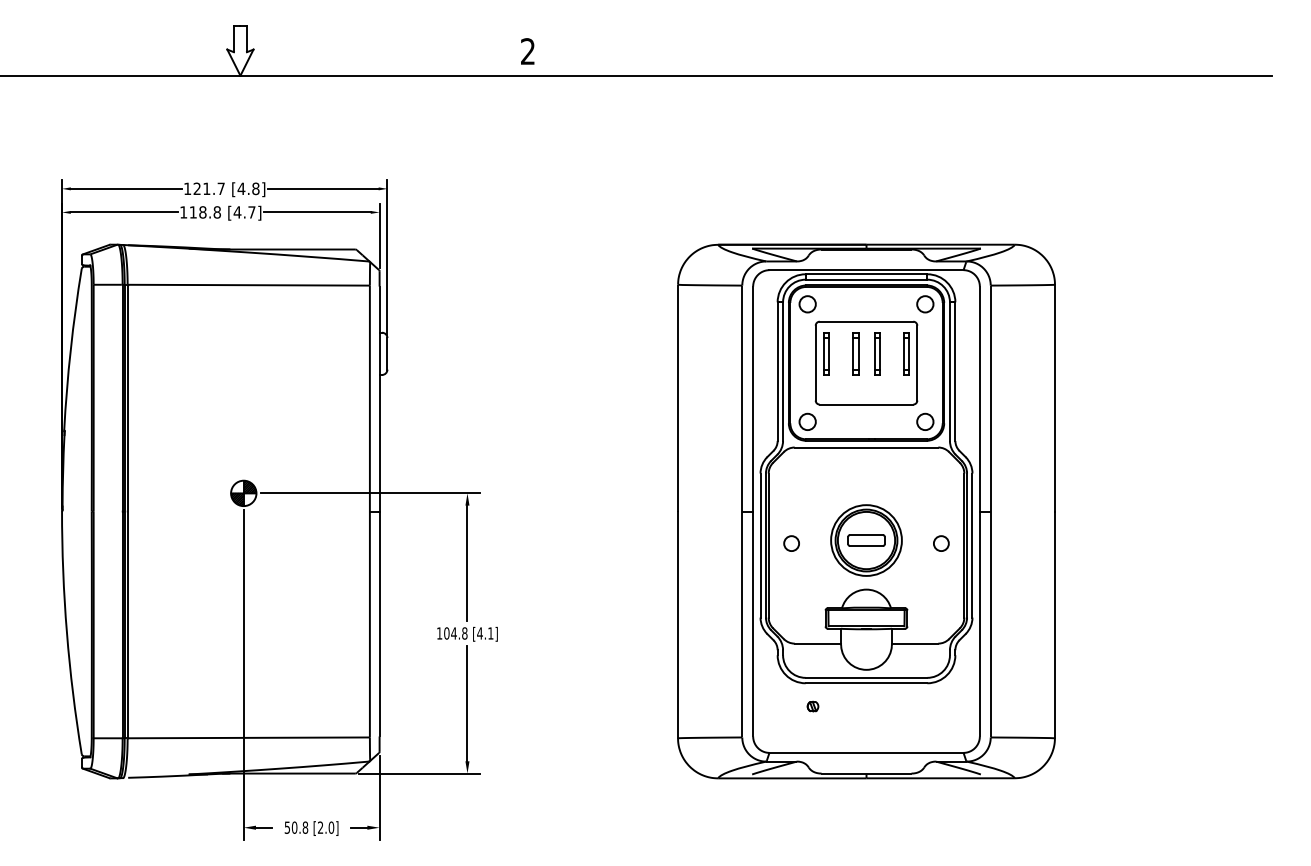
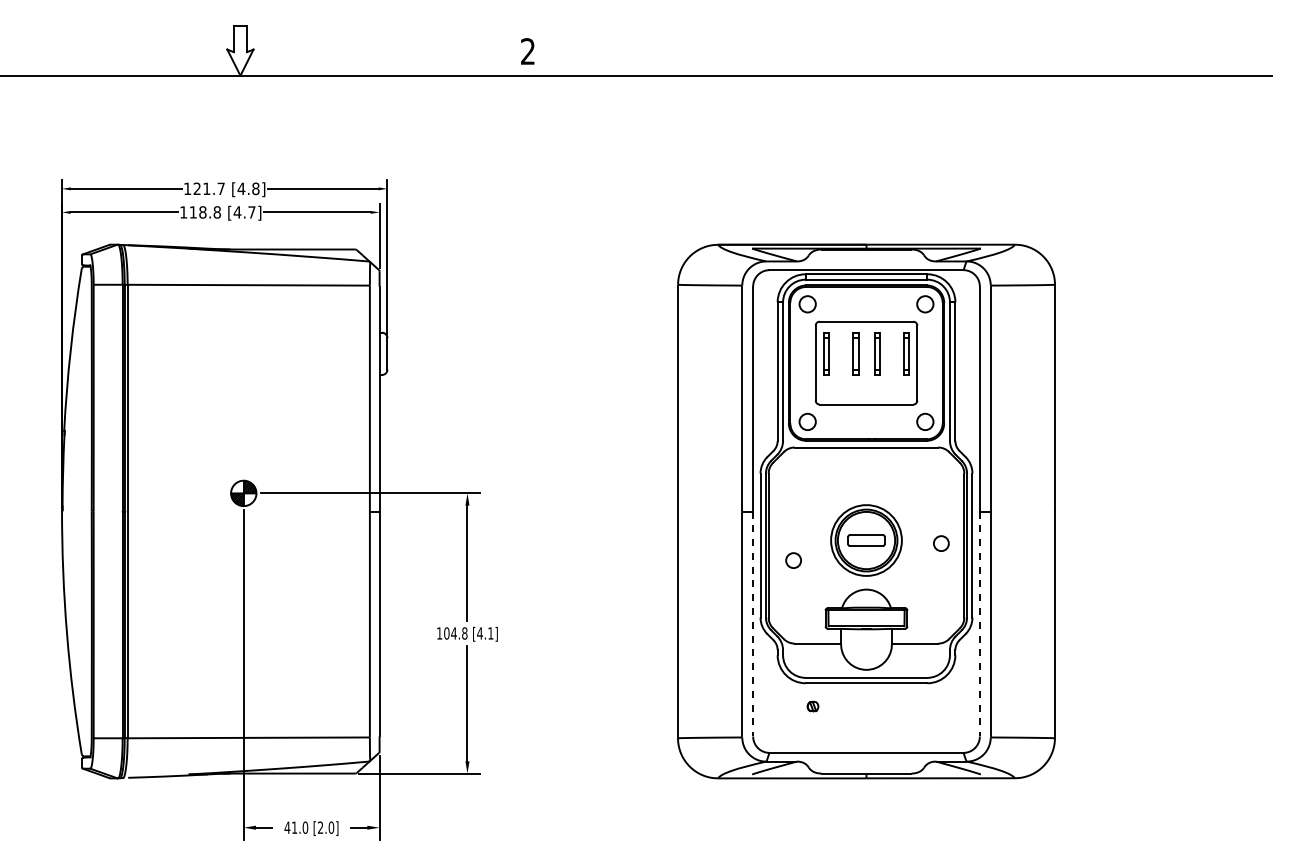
circle position: (791, 543) -> (793, 560) (793, 560)
line: solid -> dashed (753, 624)
line: solid -> dashed (979, 624)
text: 50.8 -> 41.0 (296, 827)
